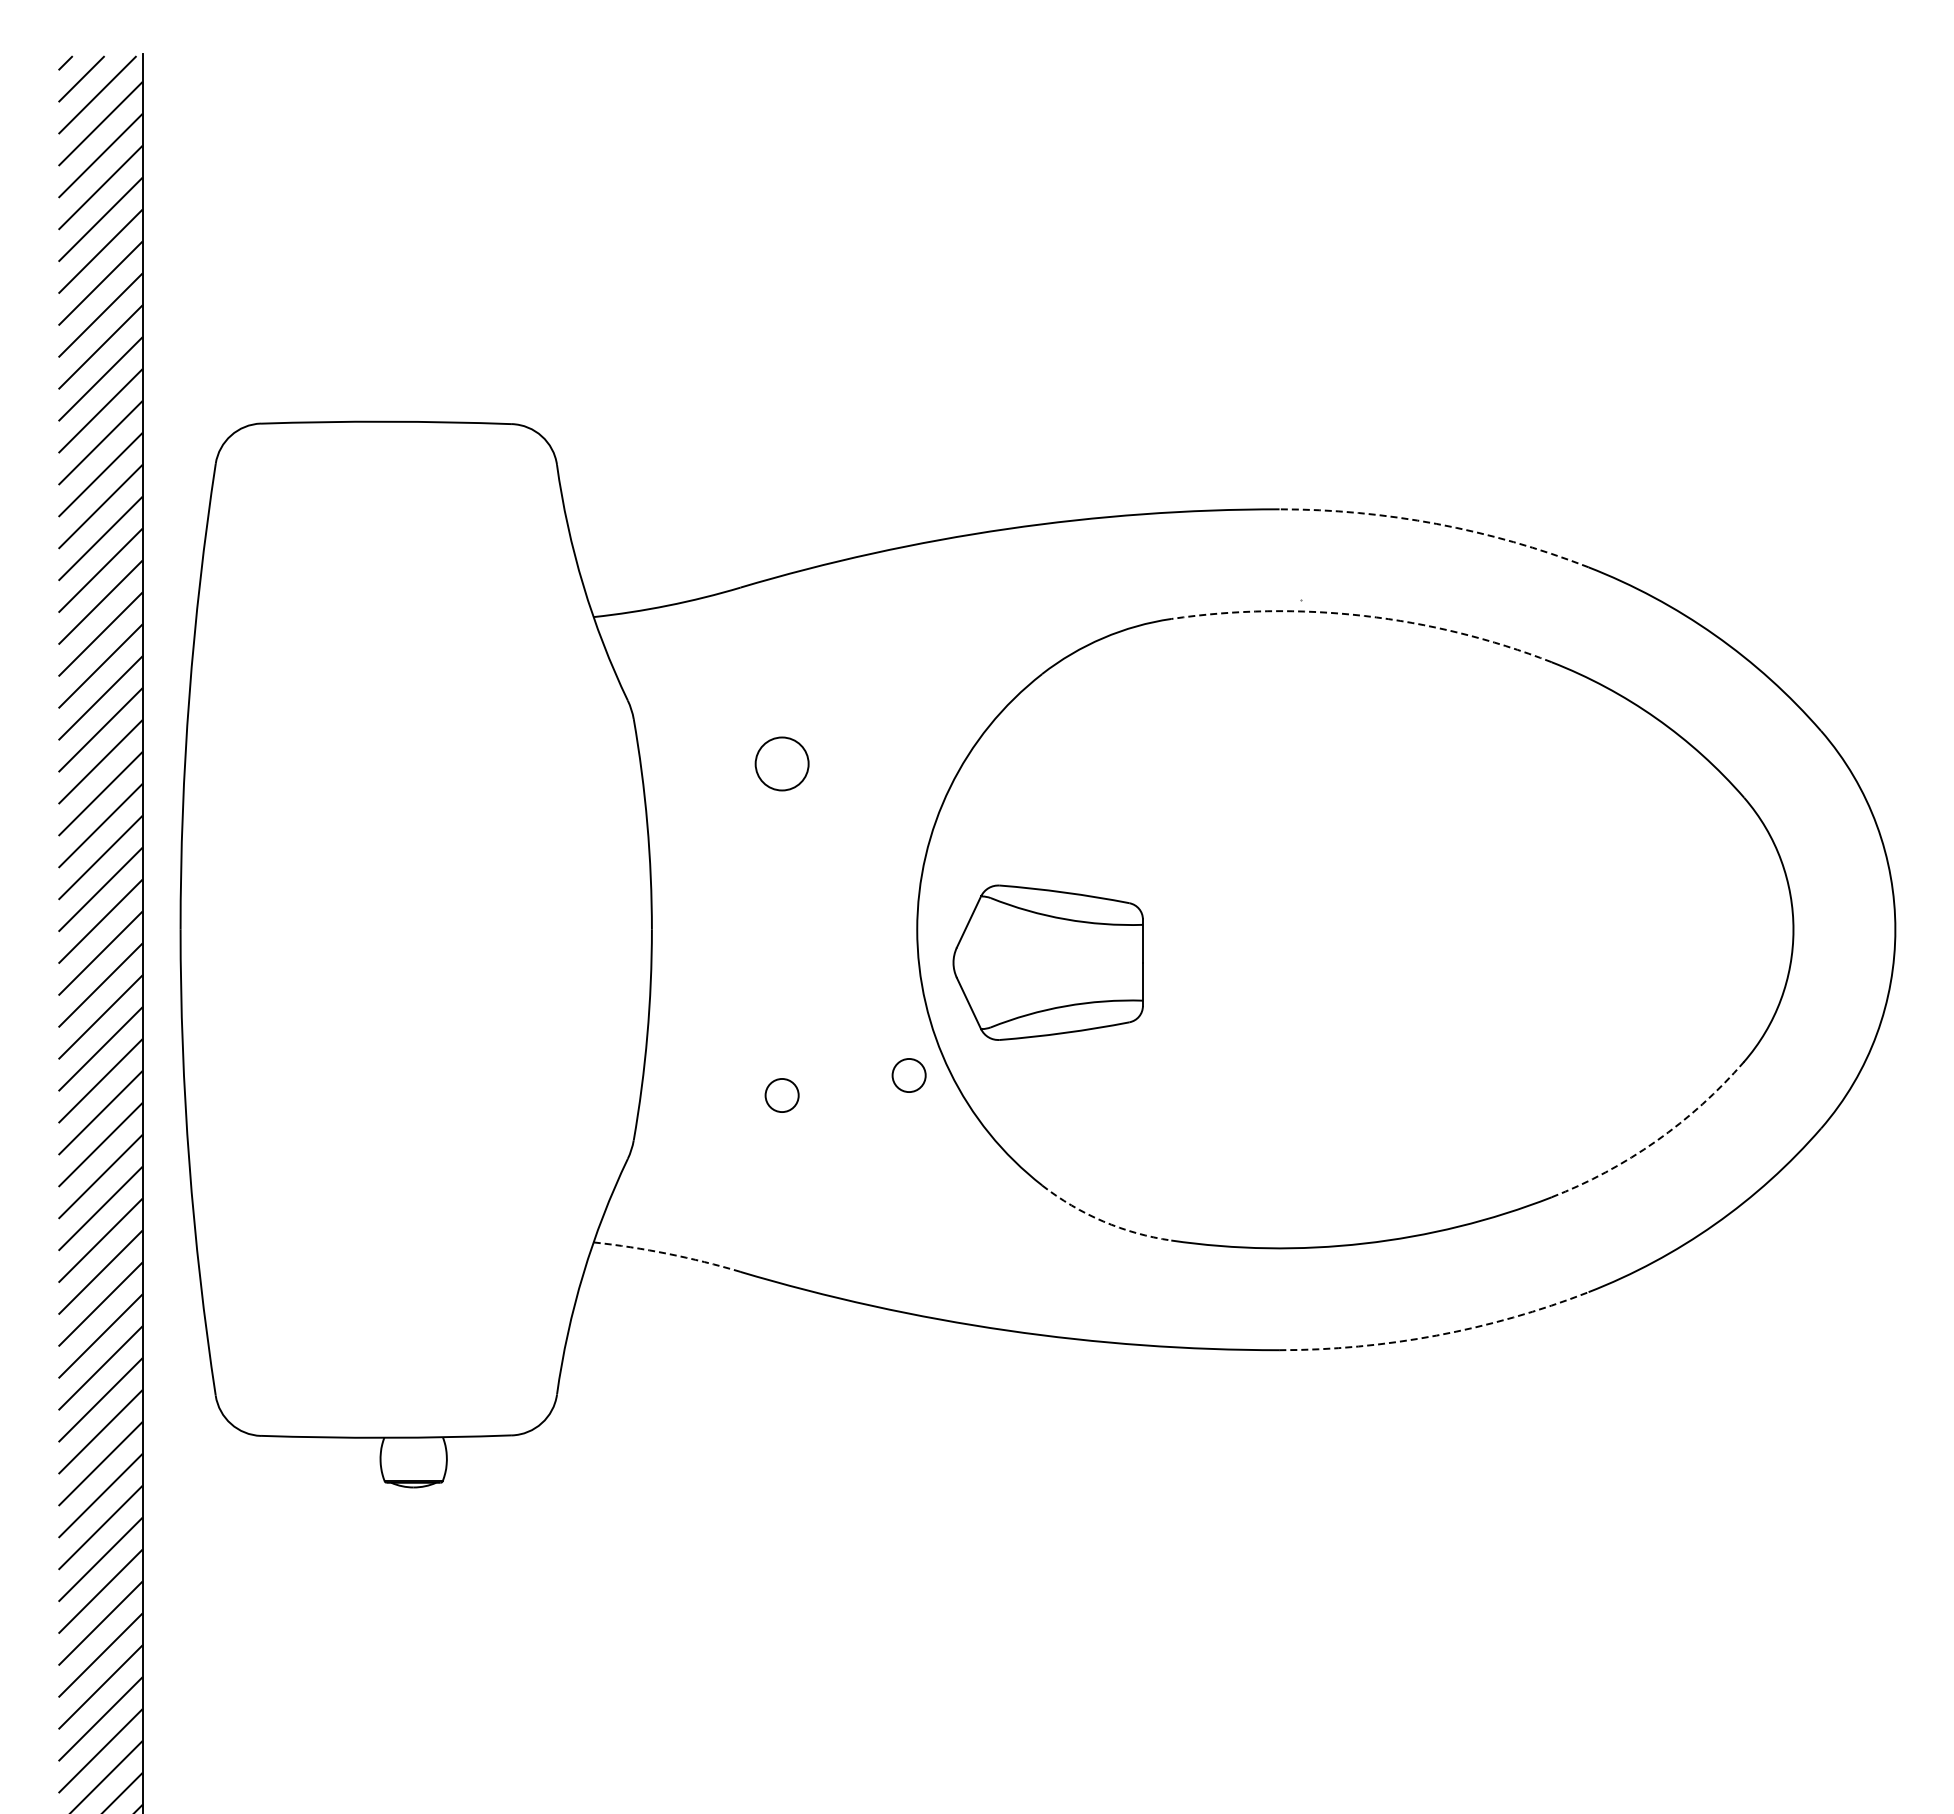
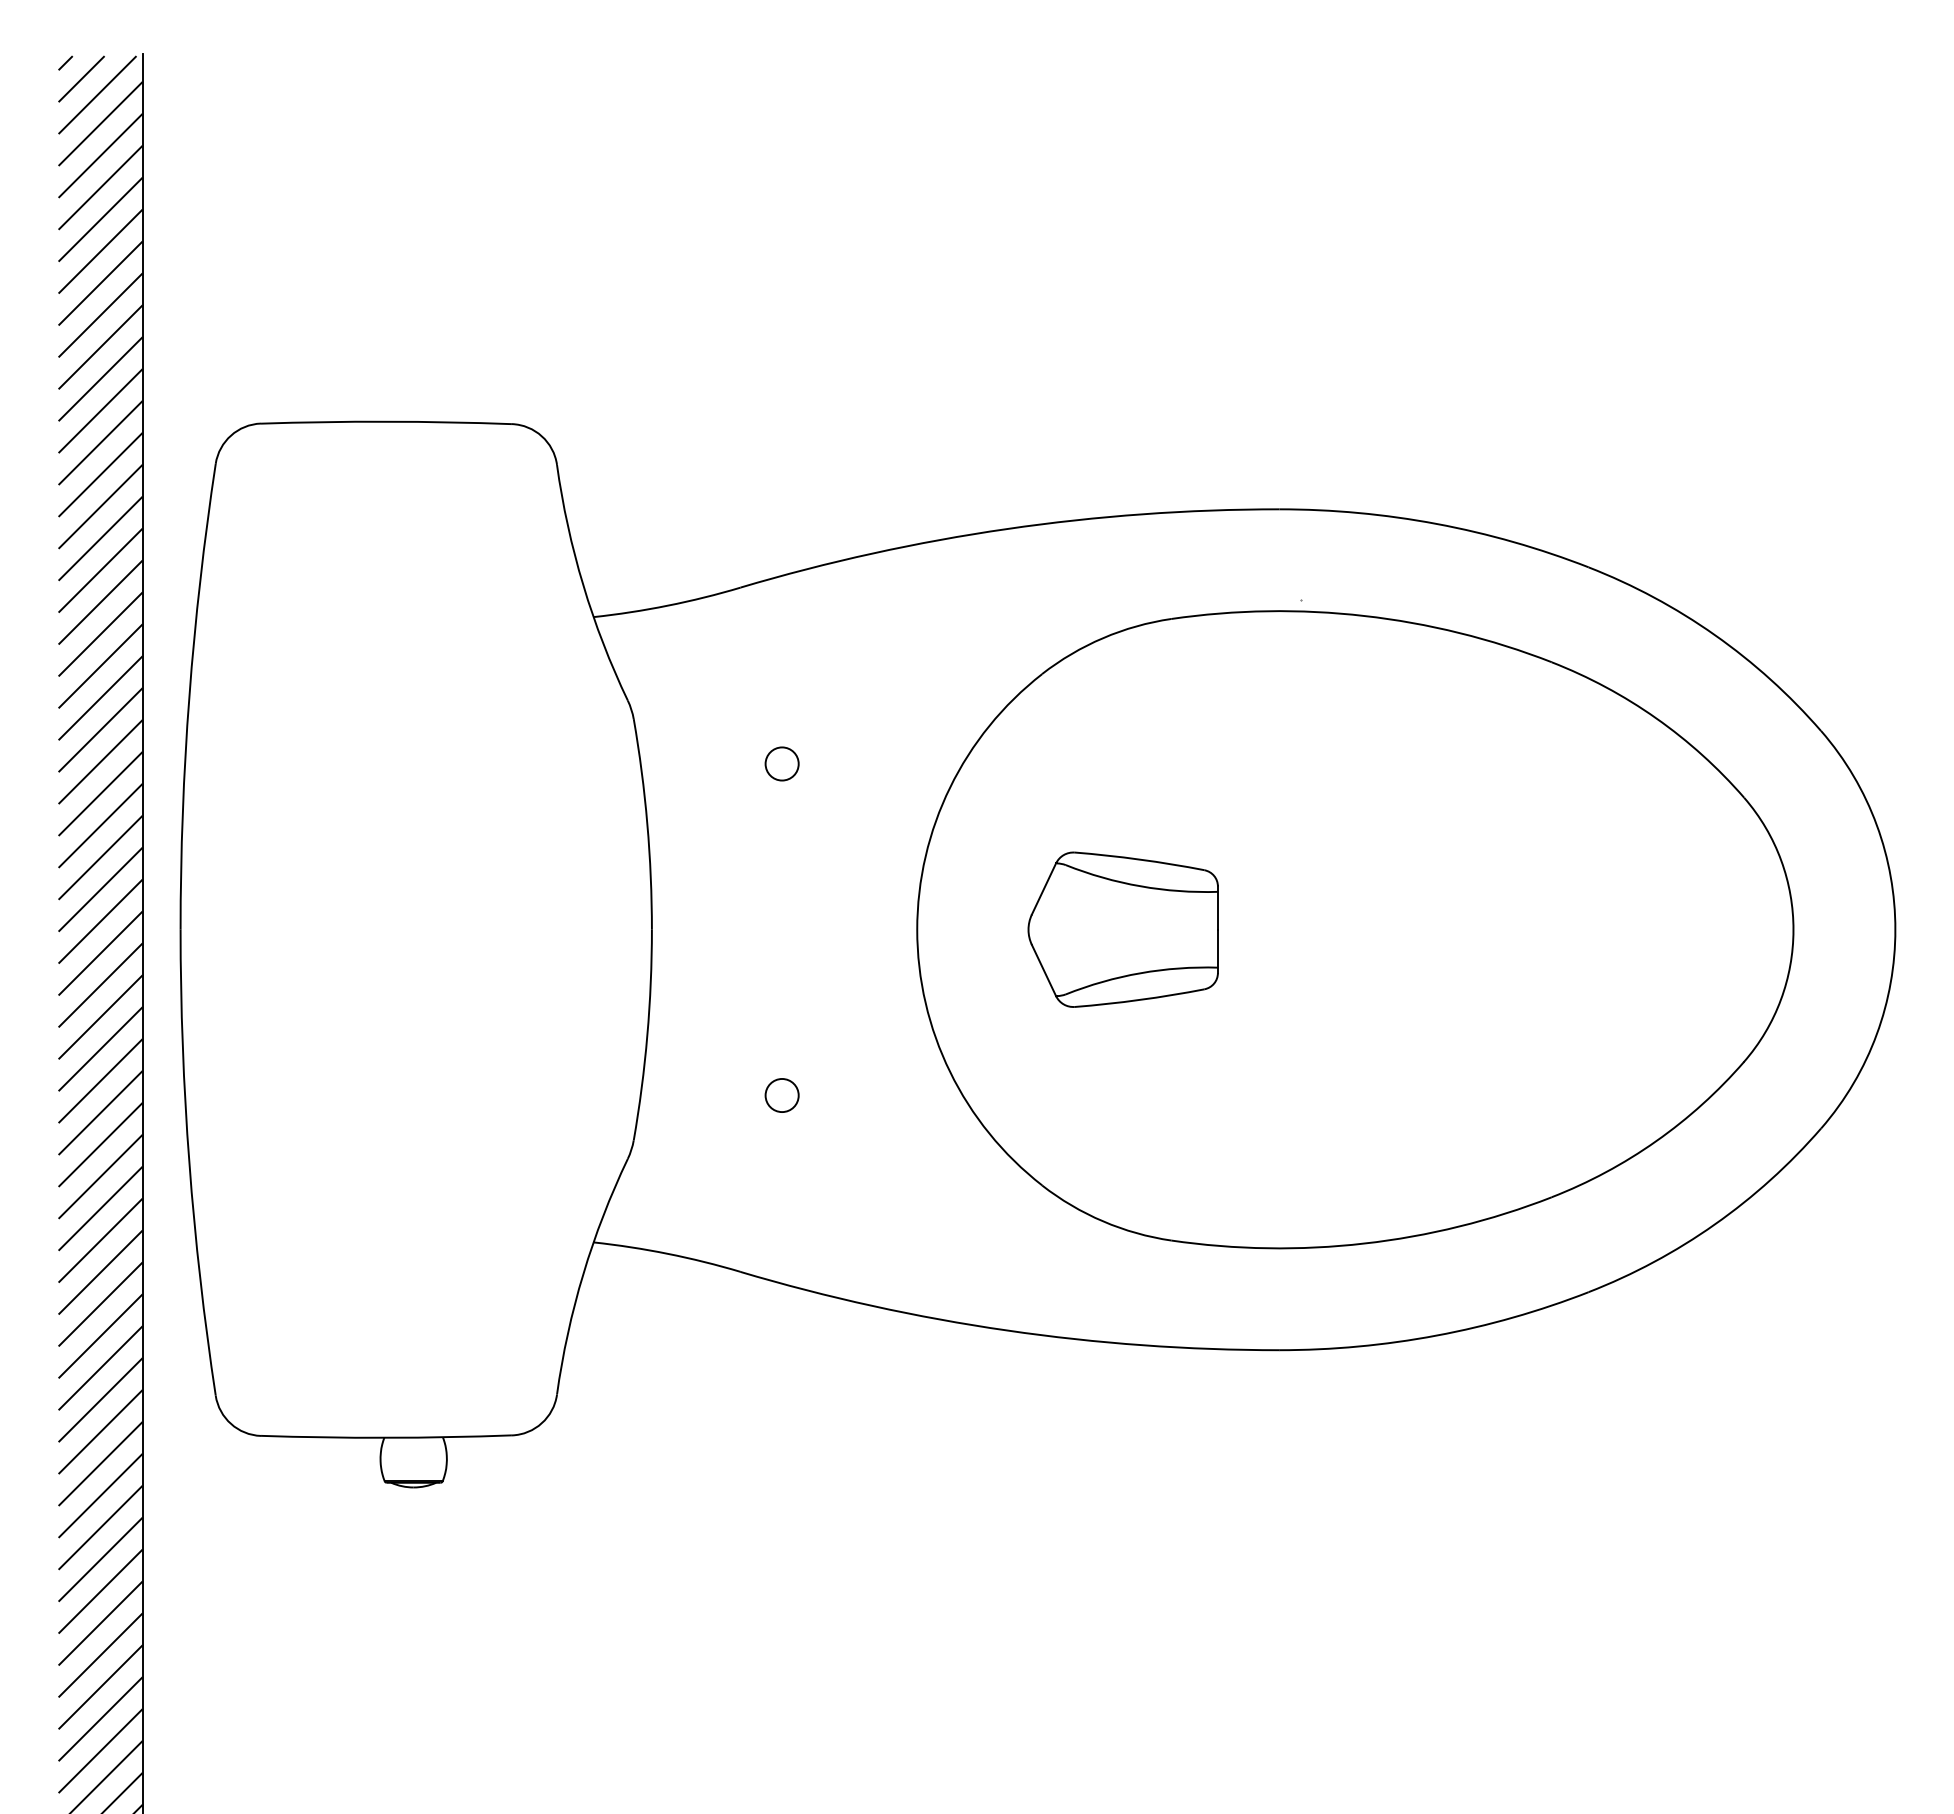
arc: dashed -> solid (1436, 523)
arc: dashed -> solid (1364, 615)
circle diameter: 53 px -> 33 px (781, 763)
part position: (1047, 962) -> (1122, 929) (1122, 929)
circle: present -> none (908, 1075)
arc: dashed -> solid (1656, 1141)
arc: dashed -> solid (1103, 1221)
arc: dashed -> solid (667, 1253)
arc: dashed -> solid (1436, 1335)
